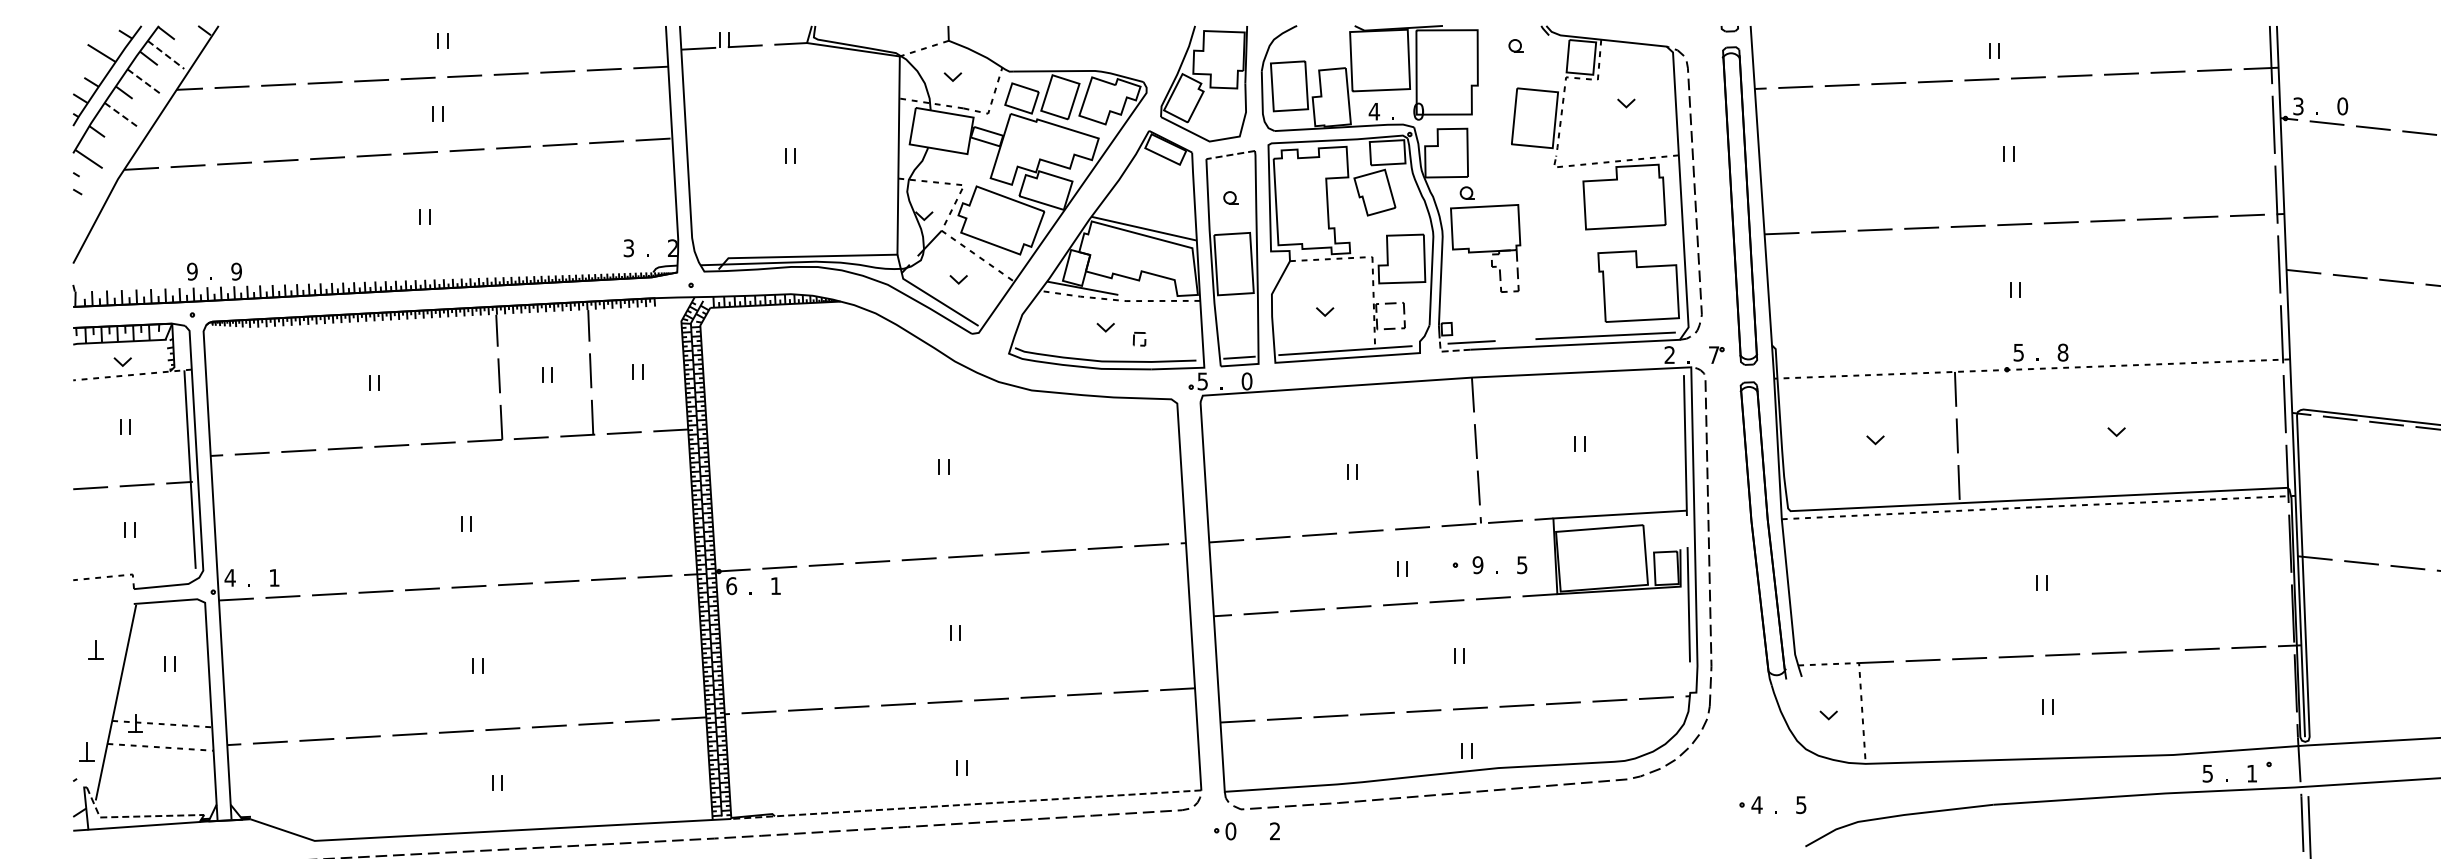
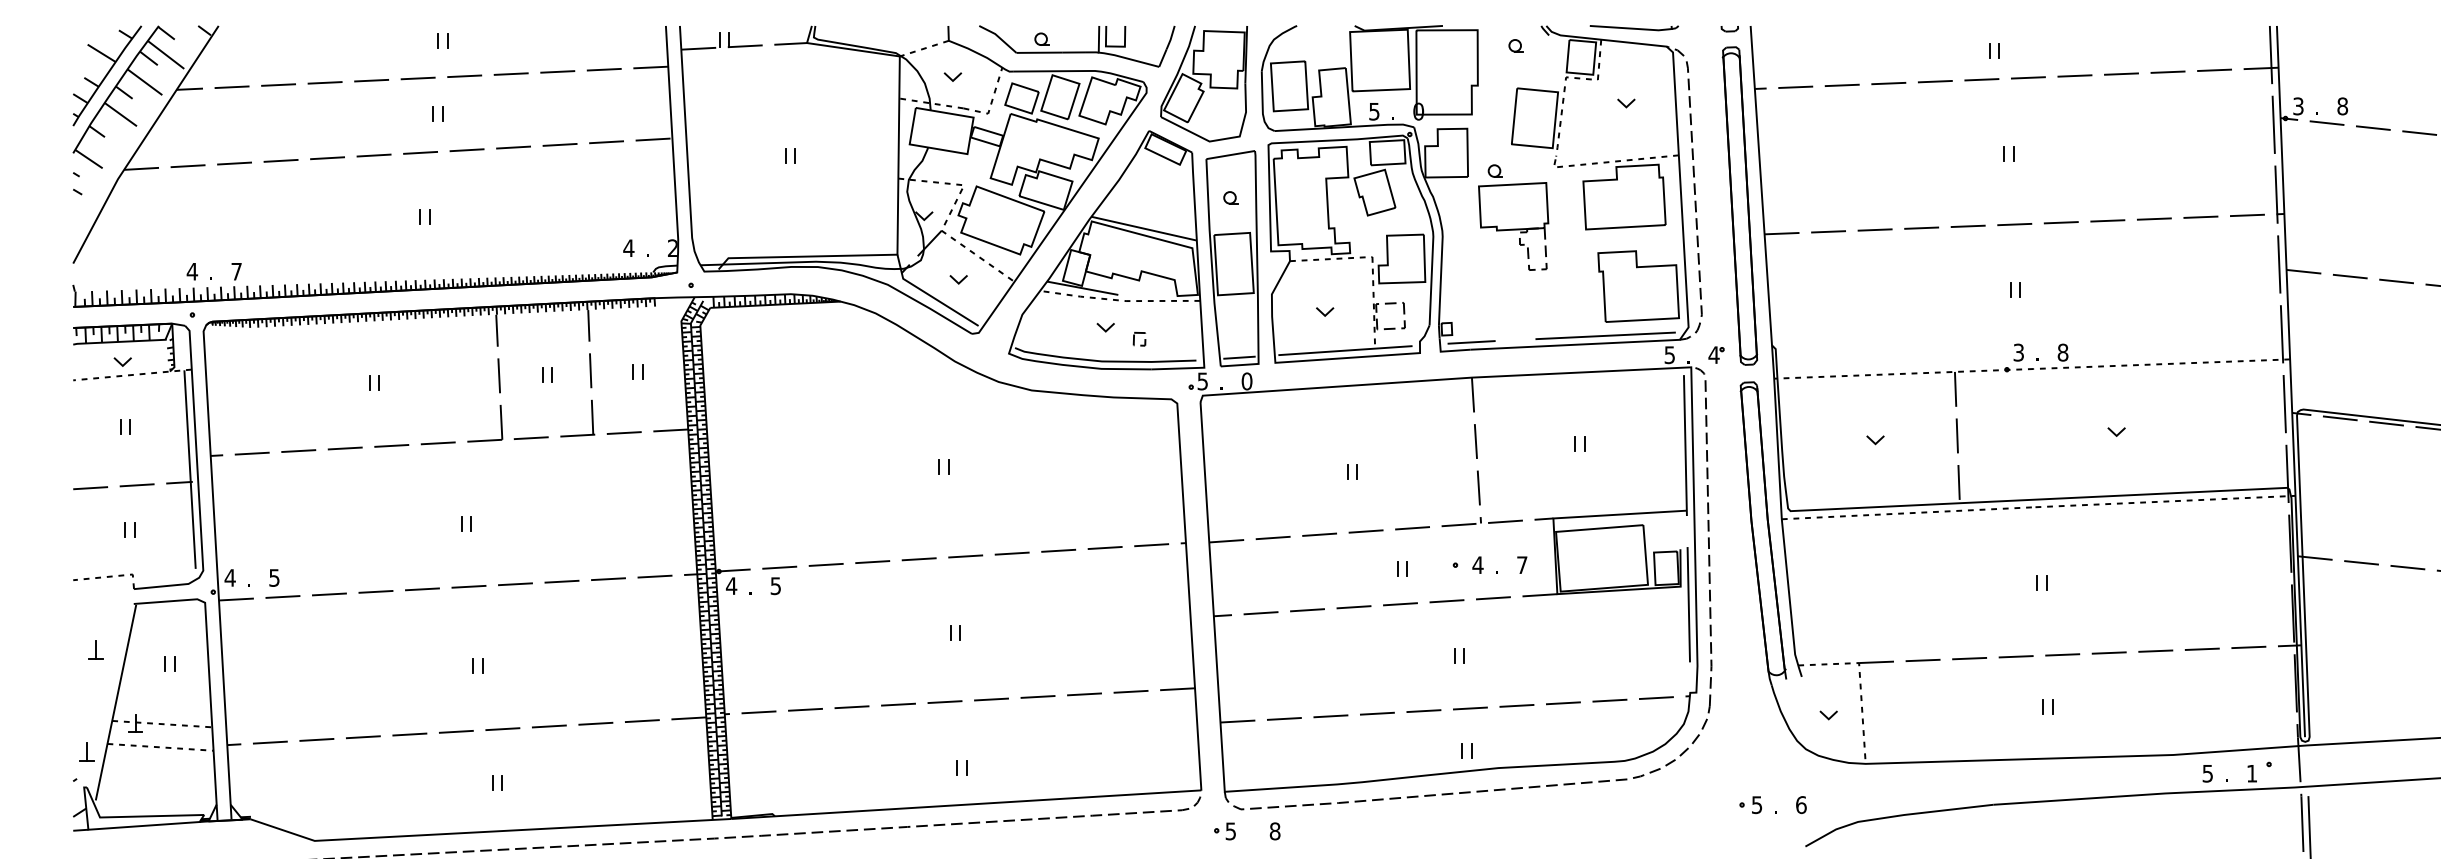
part: none -> present (1633, 28)
part: none -> present (1077, 46)
line: dashed -> solid (166, 54)
line: dashed -> solid (144, 82)
text: 0 -> 8 (2342, 106)
text: 4 -> 5 (1374, 111)
line: dashed -> solid (120, 114)
line: dashed -> solid (1230, 155)
part position: (1485, 239) -> (1513, 217) (1513, 217)
text: 3 -> 4 (628, 248)
text: 9 -> 4 (192, 271)
text: 9 -> 7 (236, 271)
line: dashed -> solid (1447, 351)
text: 5 -> 3 (2018, 351)
text: 7 -> 4 (1713, 354)
text: 2 -> 5 (1669, 355)
text: 9 -> 4 (1477, 565)
text: 5 -> 7 (1522, 565)
text: 1 -> 5 (274, 577)
text: 6 -> 4 (731, 586)
text: 1 -> 5 (775, 586)
line: dashed -> solid (965, 804)
text: 4 -> 5 (1756, 805)
text: 5 -> 6 (1801, 805)
line: dashed -> solid (135, 816)
text: 0 -> 5 (1230, 831)
text: 2 -> 8 (1274, 831)
